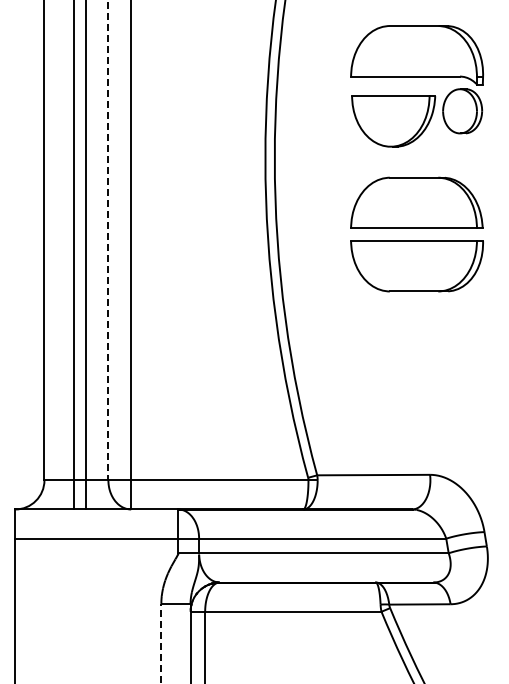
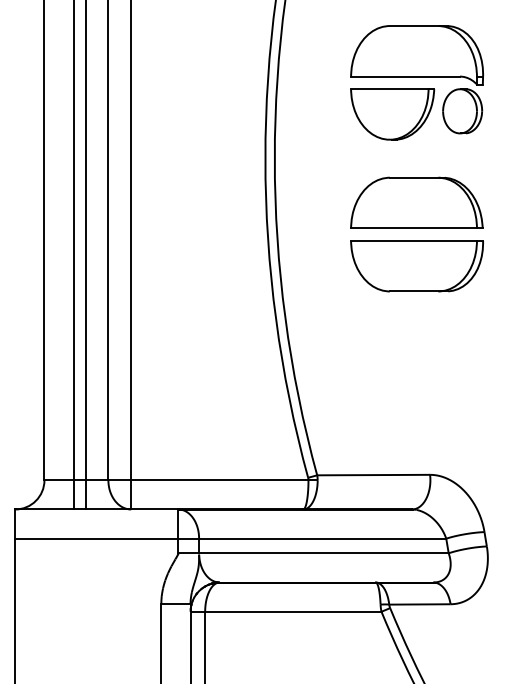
part position: (393, 121) -> (392, 114) (392, 114)
line: dashed -> solid (108, 240)
line: dashed -> solid (161, 643)
